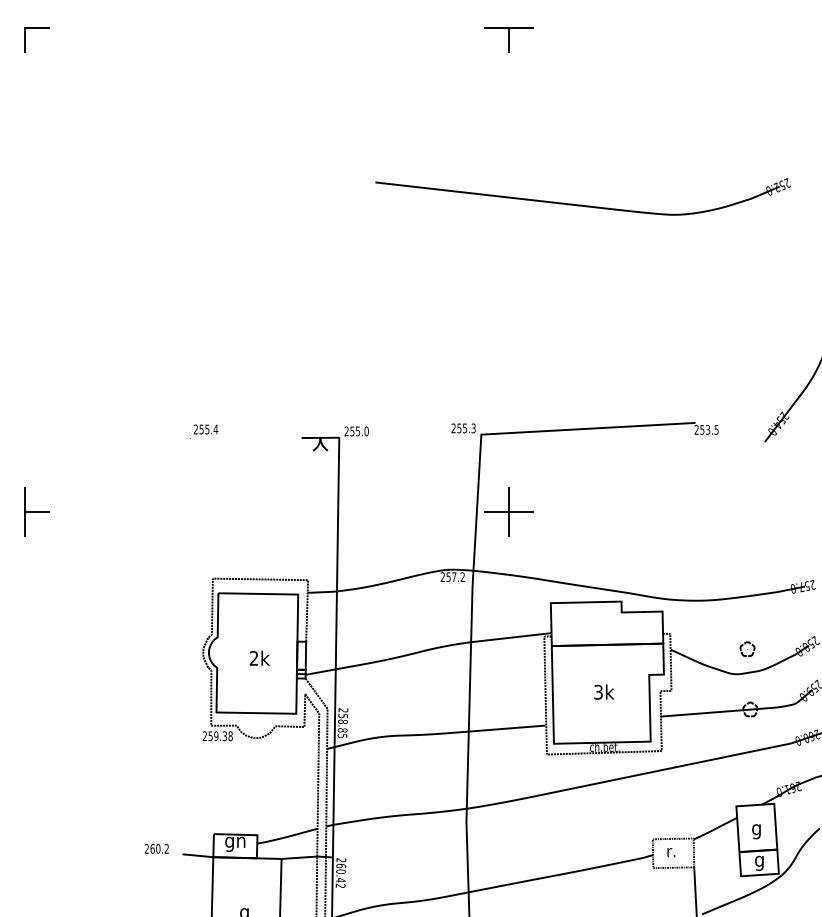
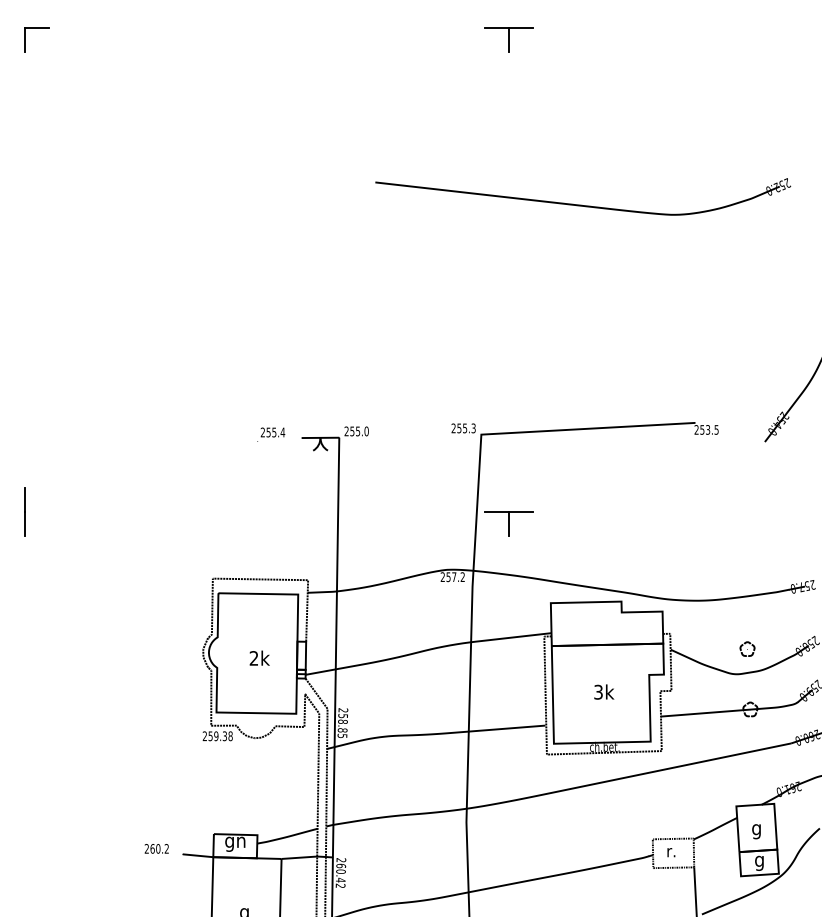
text position: (204, 431) -> (271, 434) (271, 434)
line: present -> none (508, 499)
line: present -> none (36, 511)
